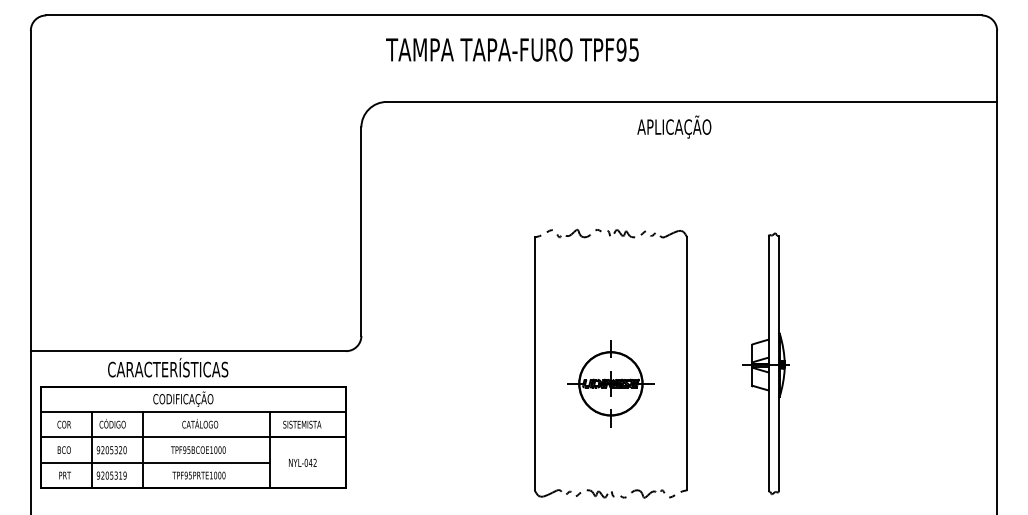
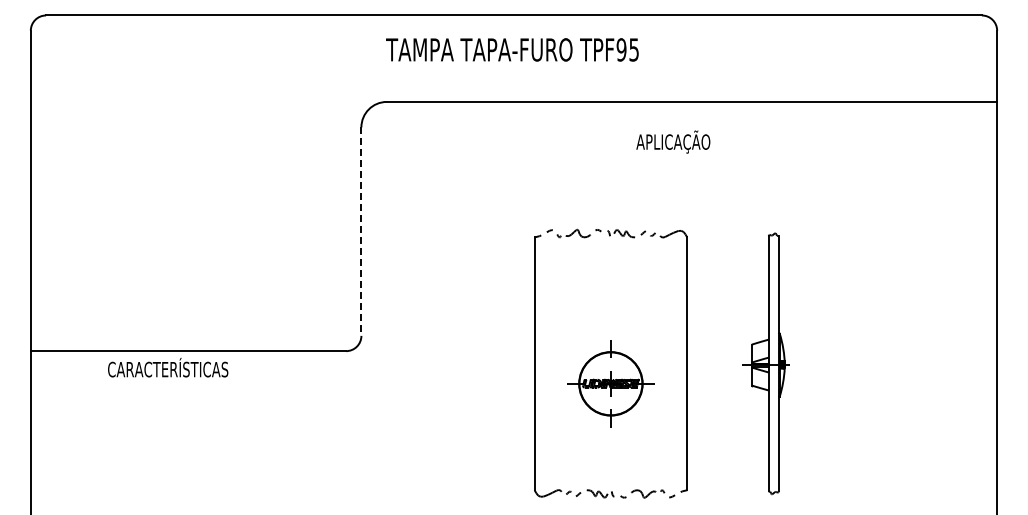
text position: (674, 126) -> (673, 141) (673, 141)
line: solid -> dashed (361, 232)
part: present -> none (193, 437)
